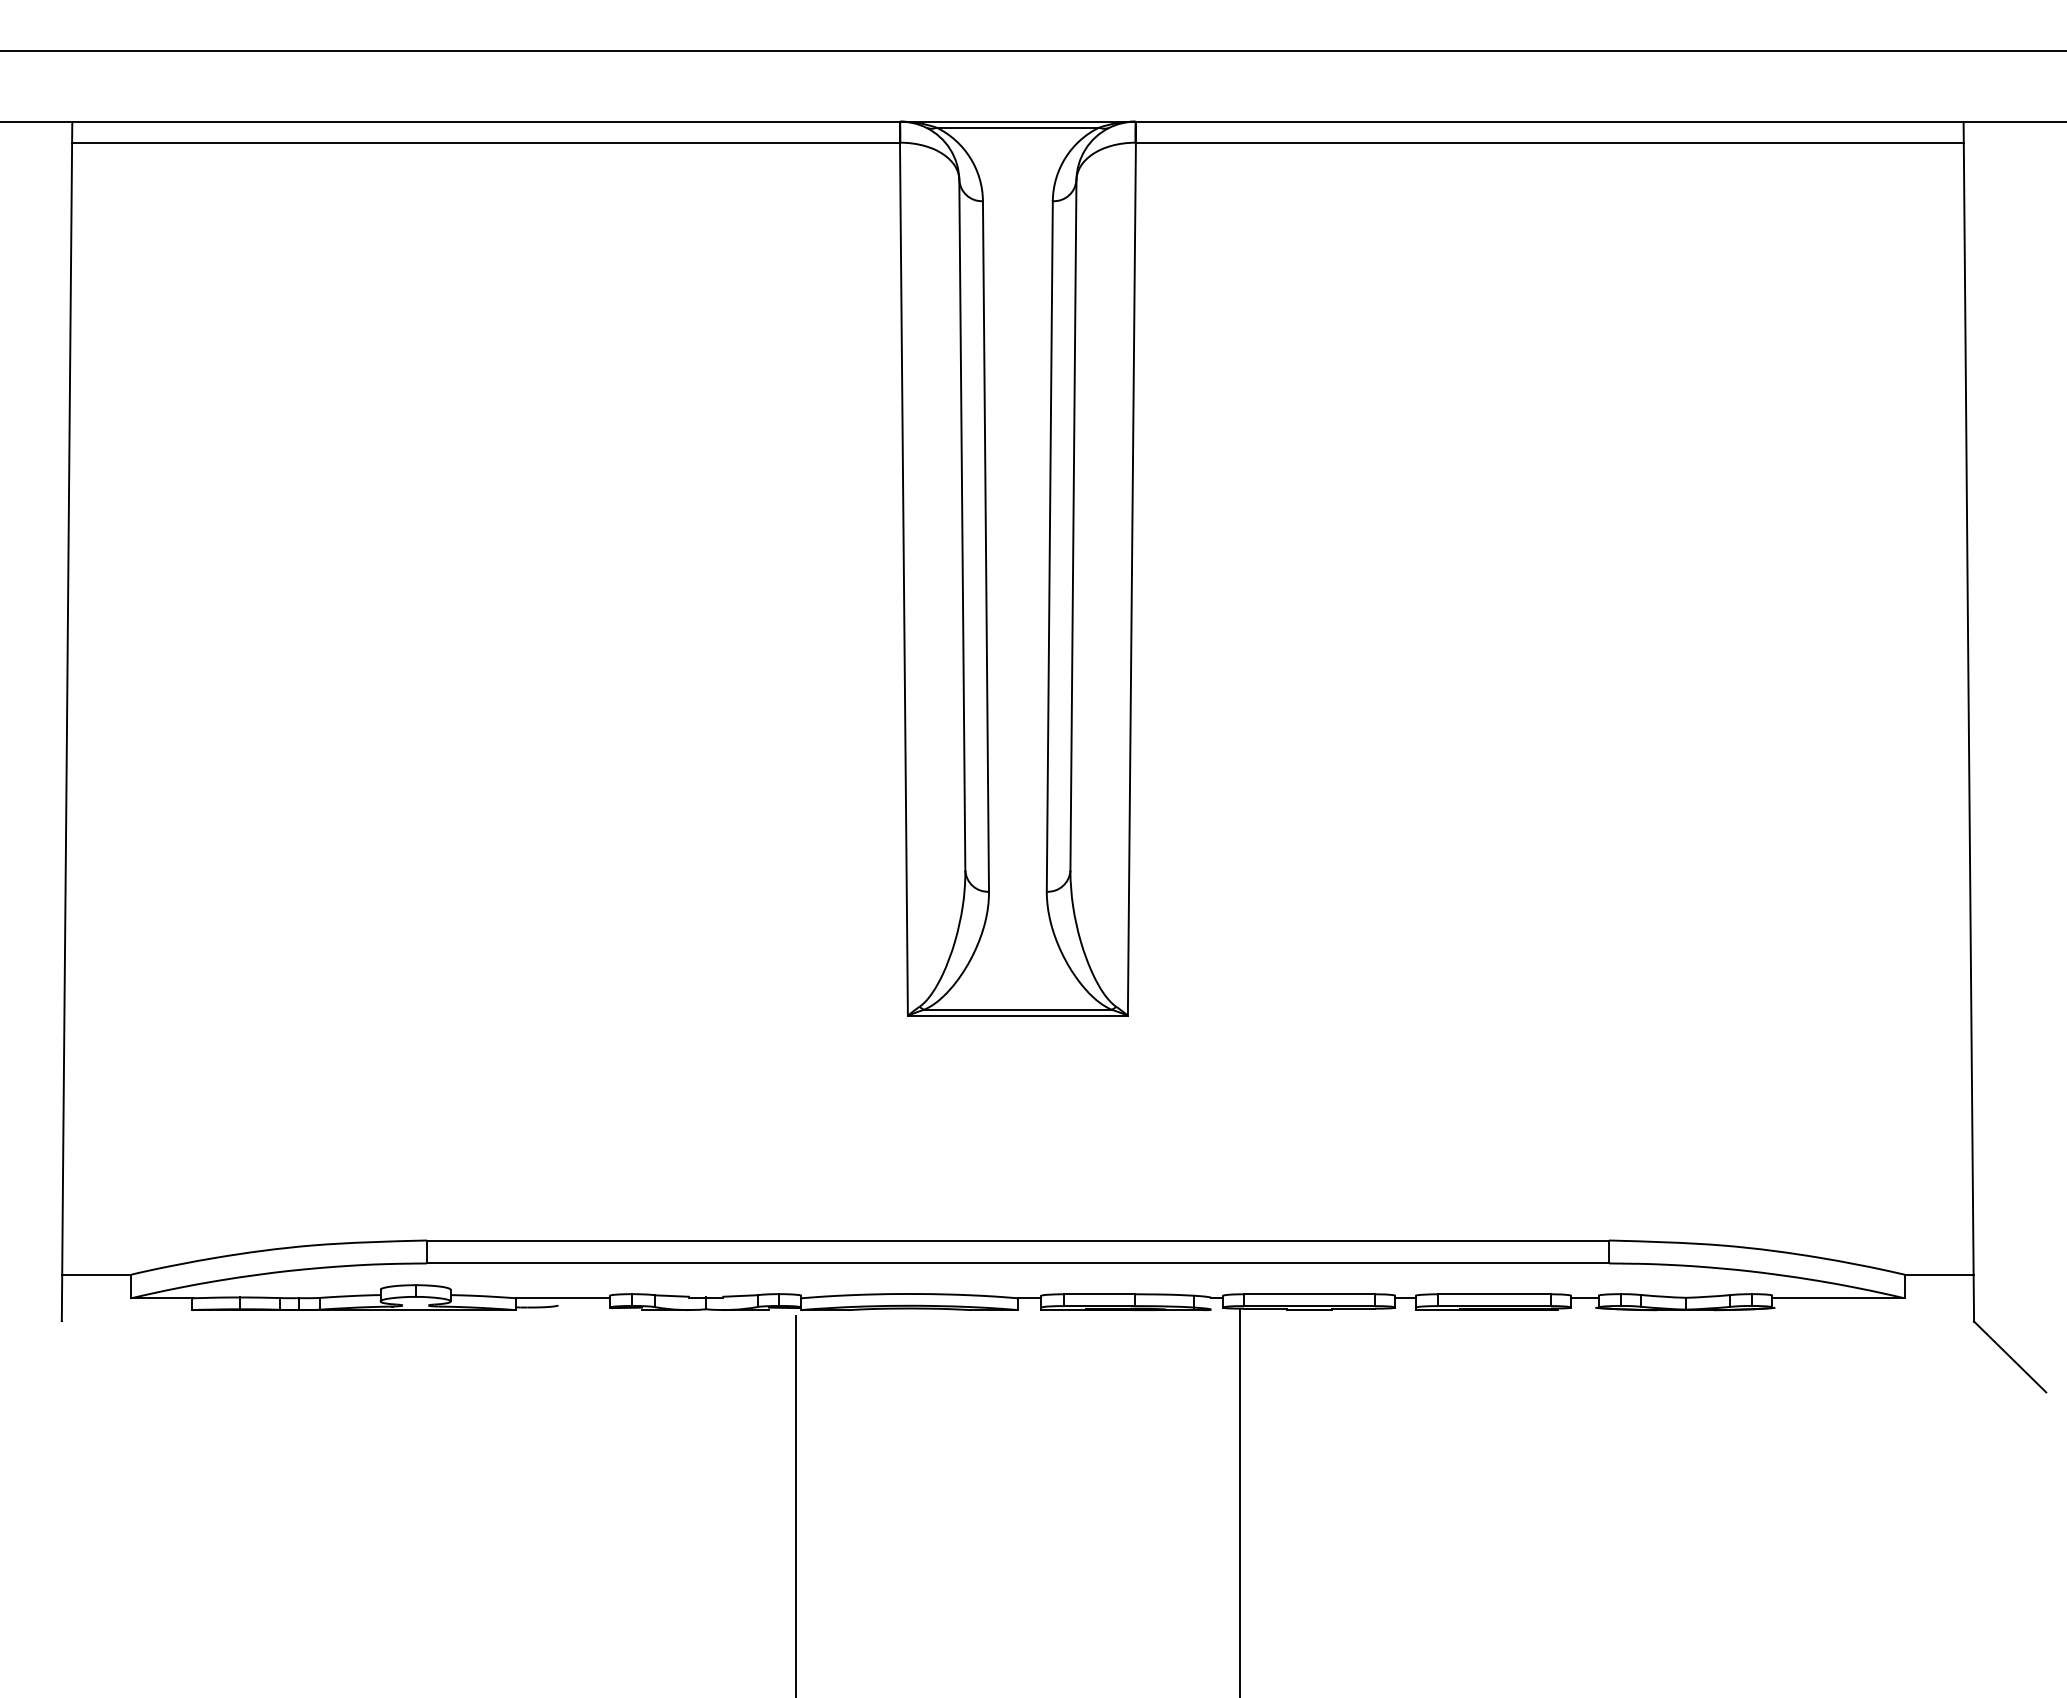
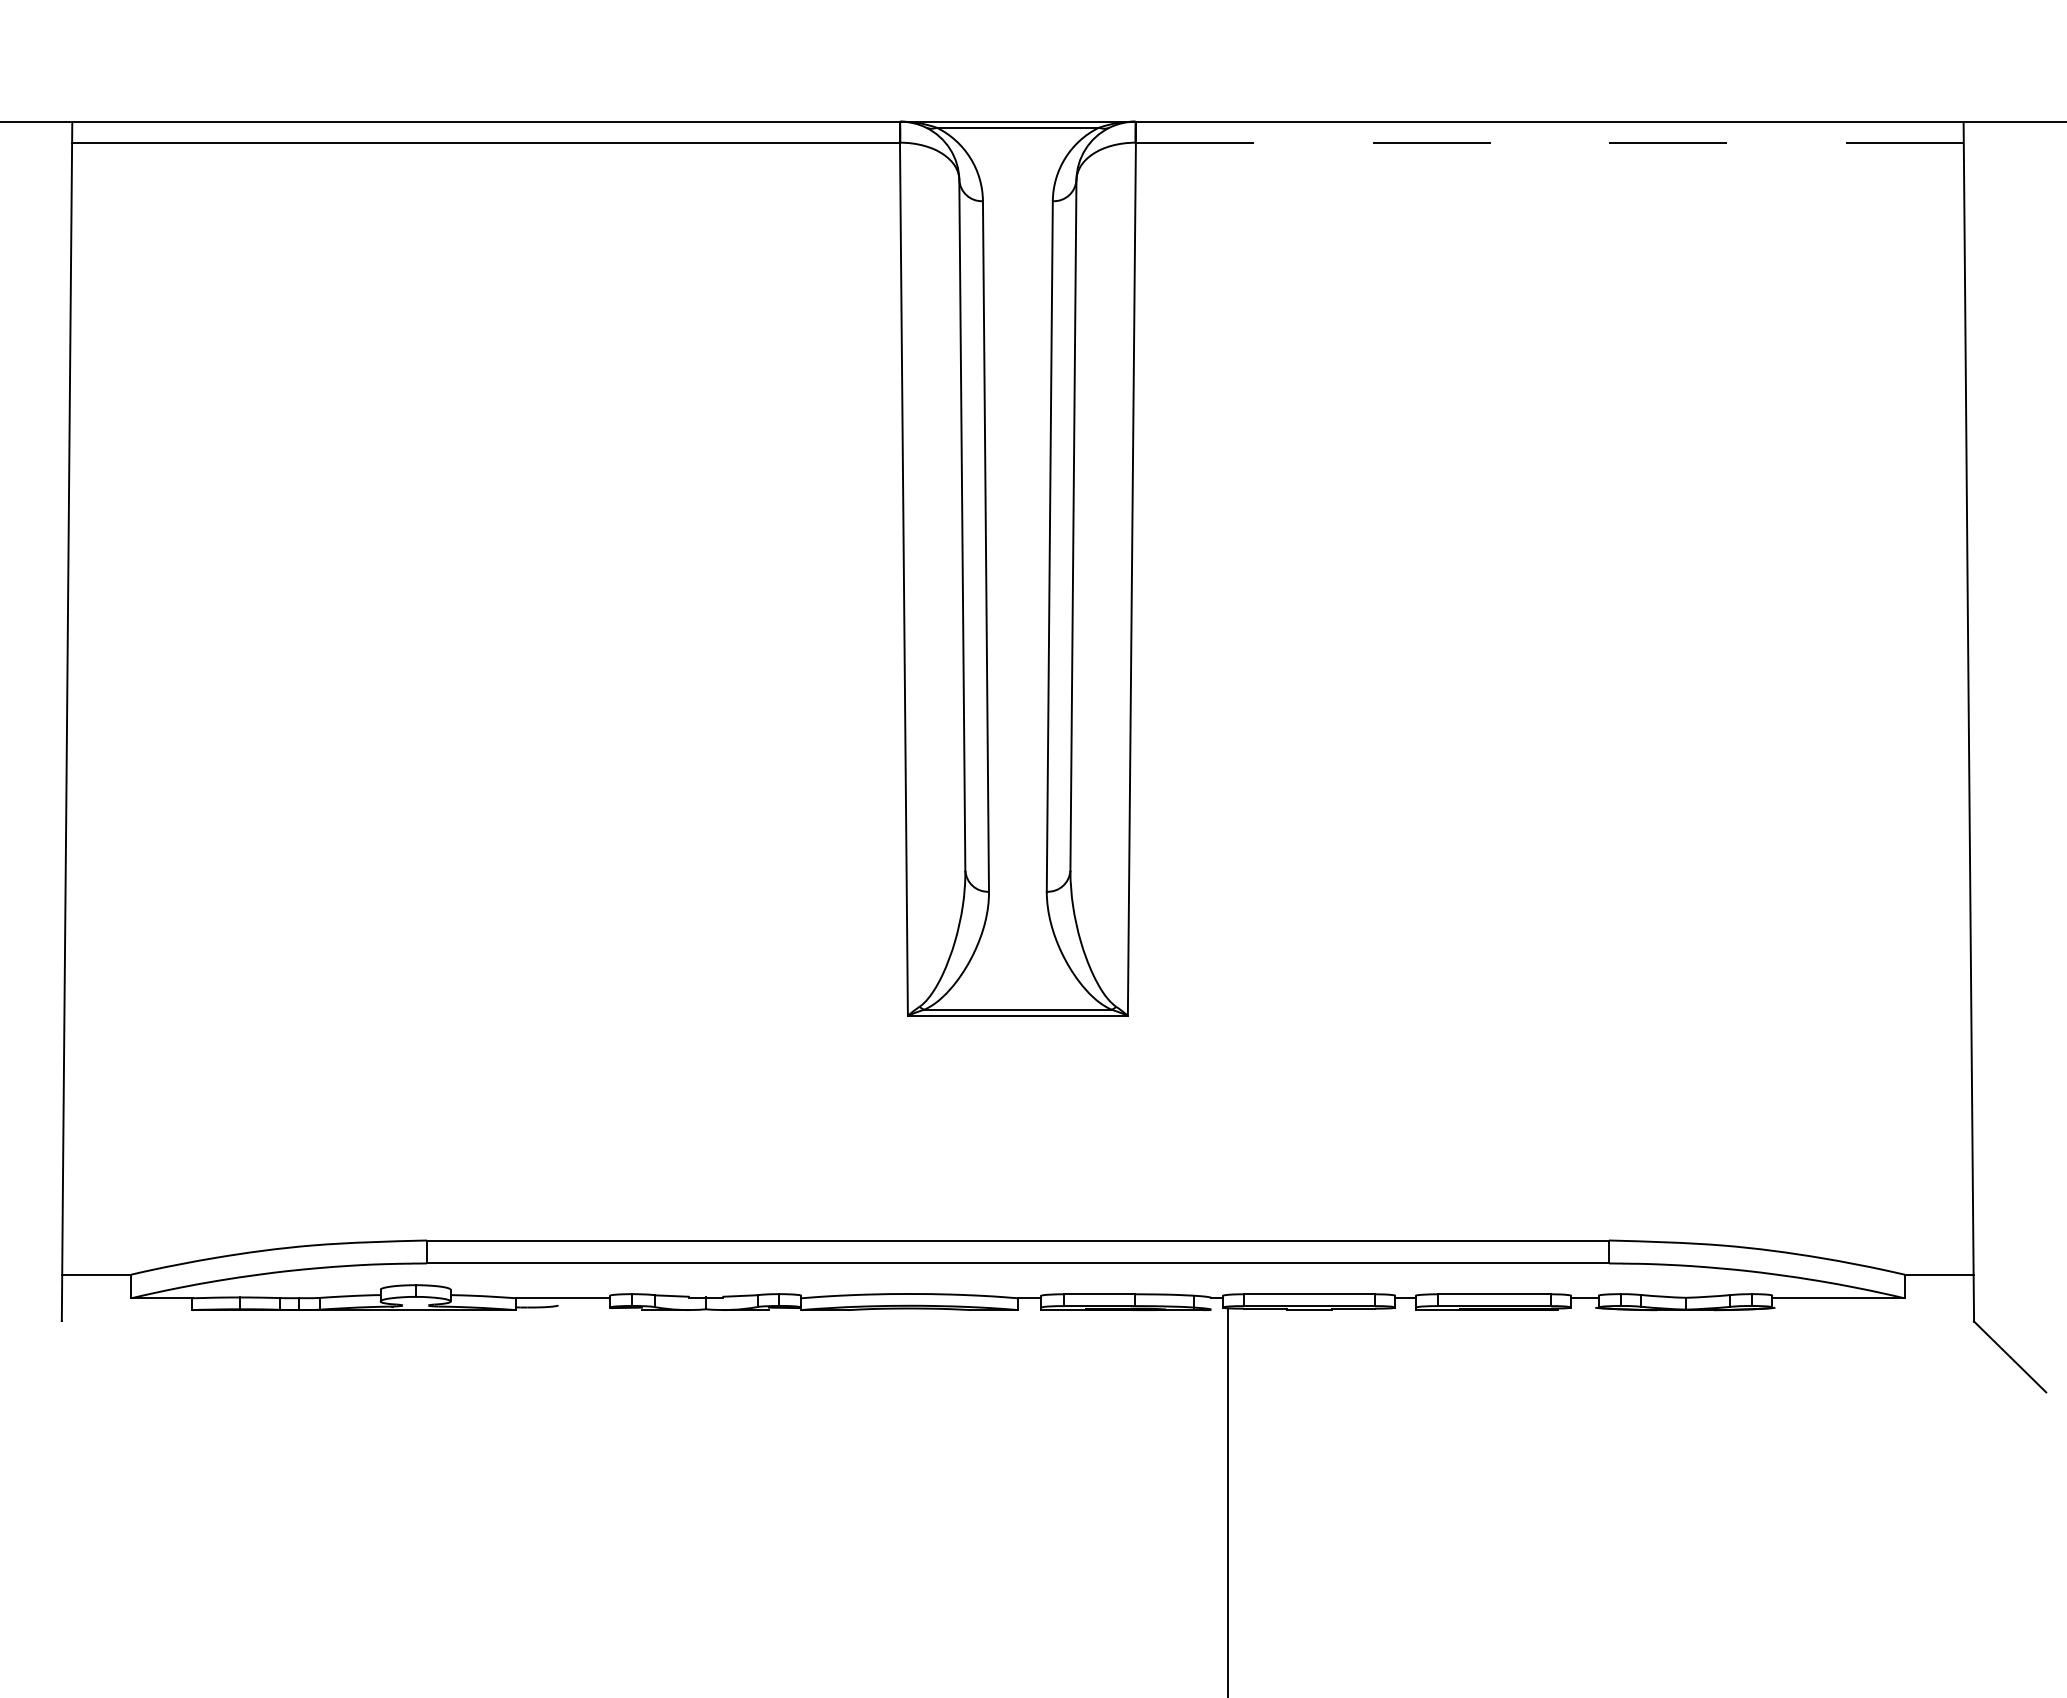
line: present -> none (1032, 50)
line: solid -> dashed (1549, 142)
line position: (1239, 1501) -> (1227, 1501) (1227, 1501)
line: present -> none (796, 1505)
